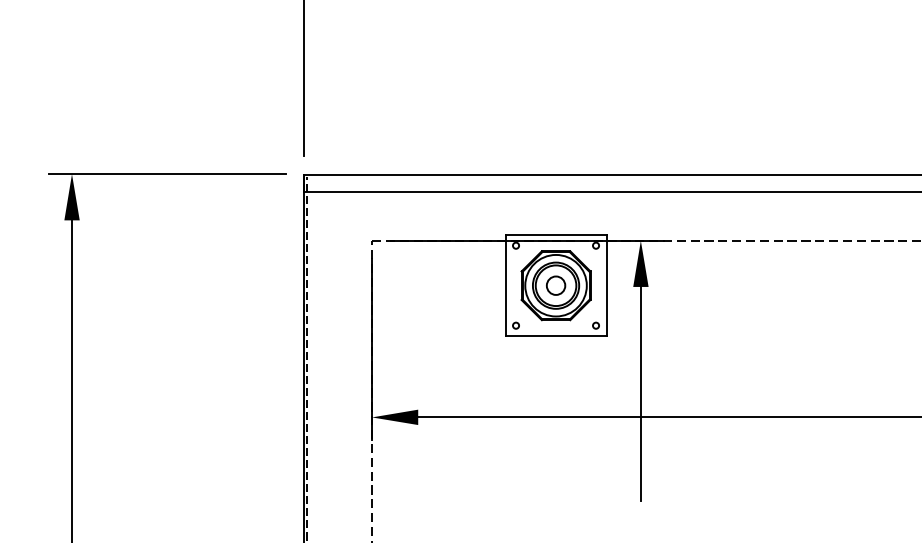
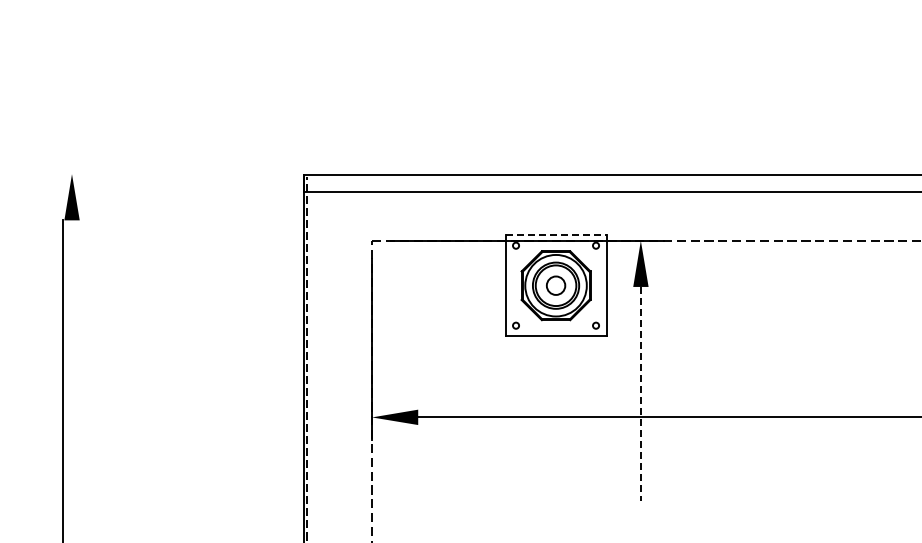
line: present -> none (304, 79)
line: present -> none (166, 174)
line: solid -> dashed (556, 235)
line position: (72, 379) -> (63, 379) (63, 379)
line: solid -> dashed (640, 393)
